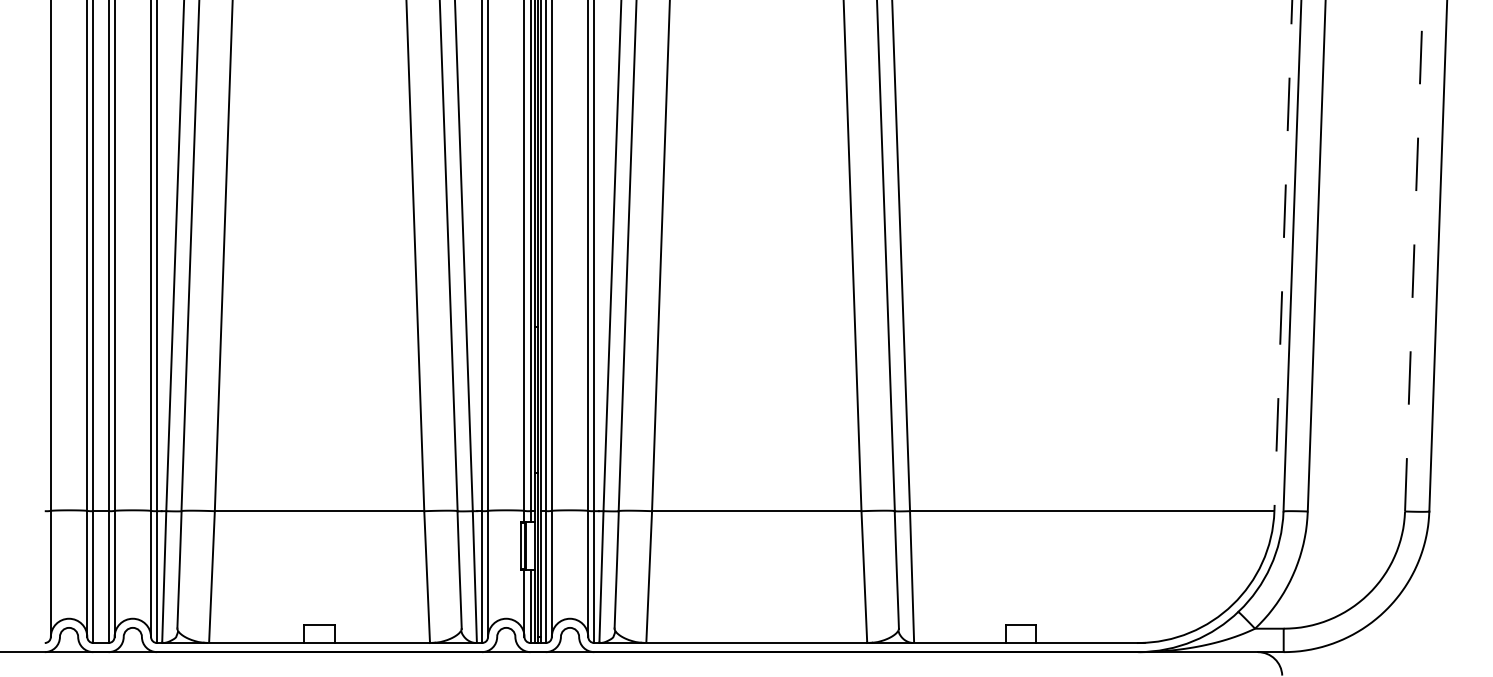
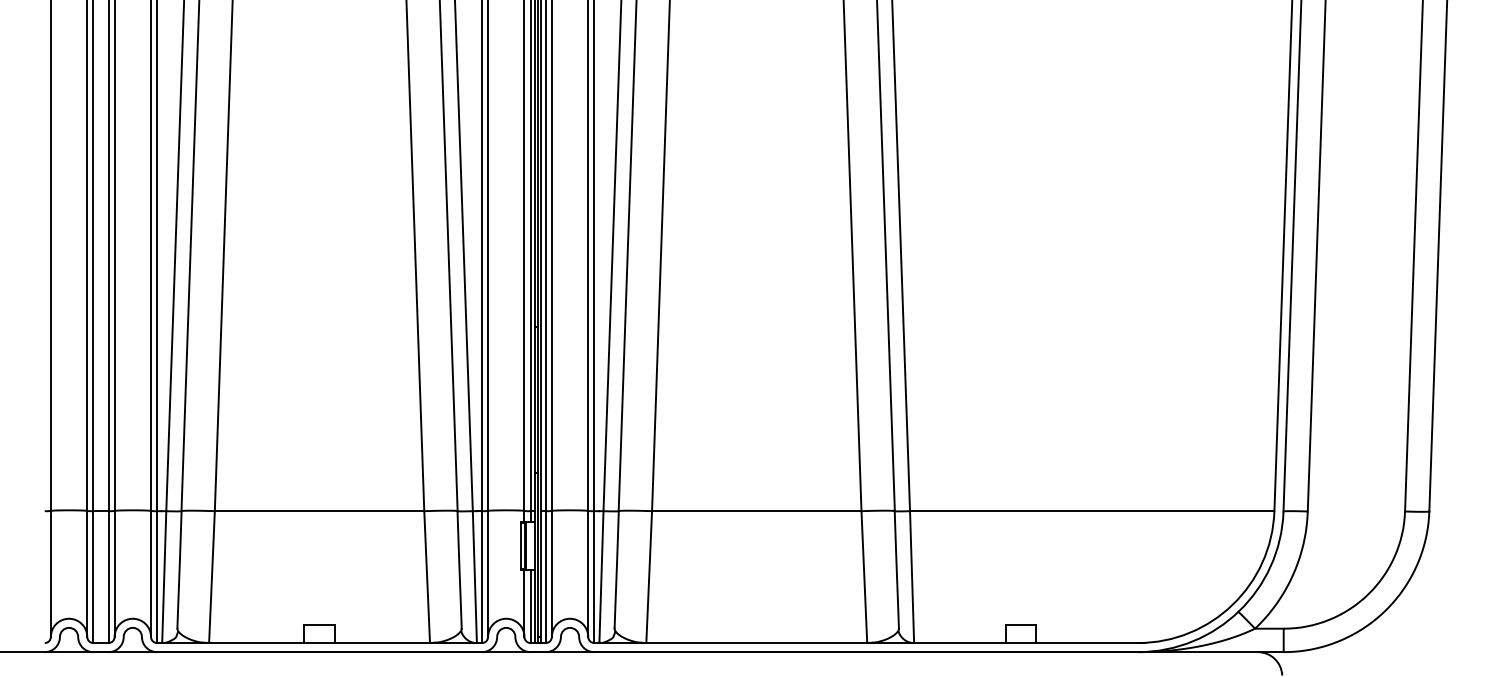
line: dashed -> solid (1413, 255)
line: dashed -> solid (1283, 256)
